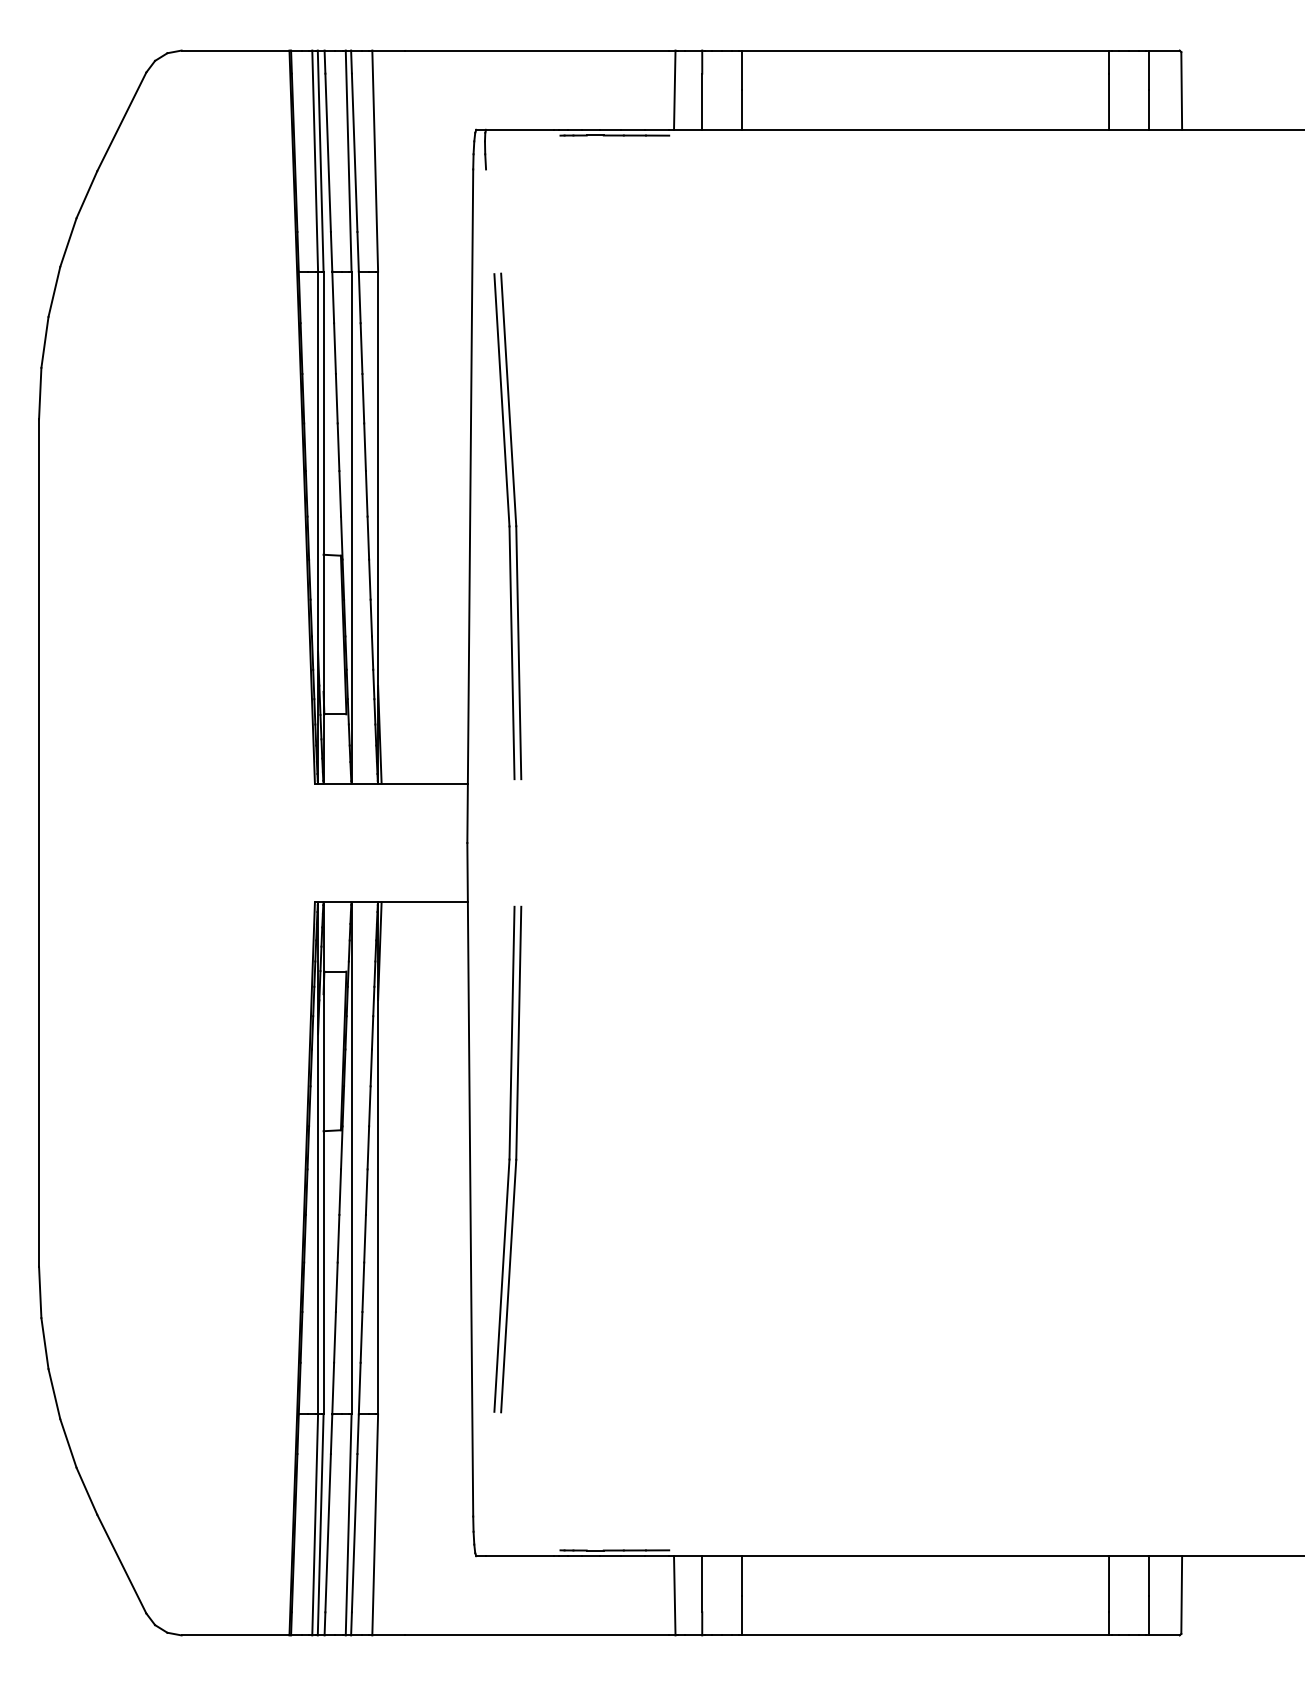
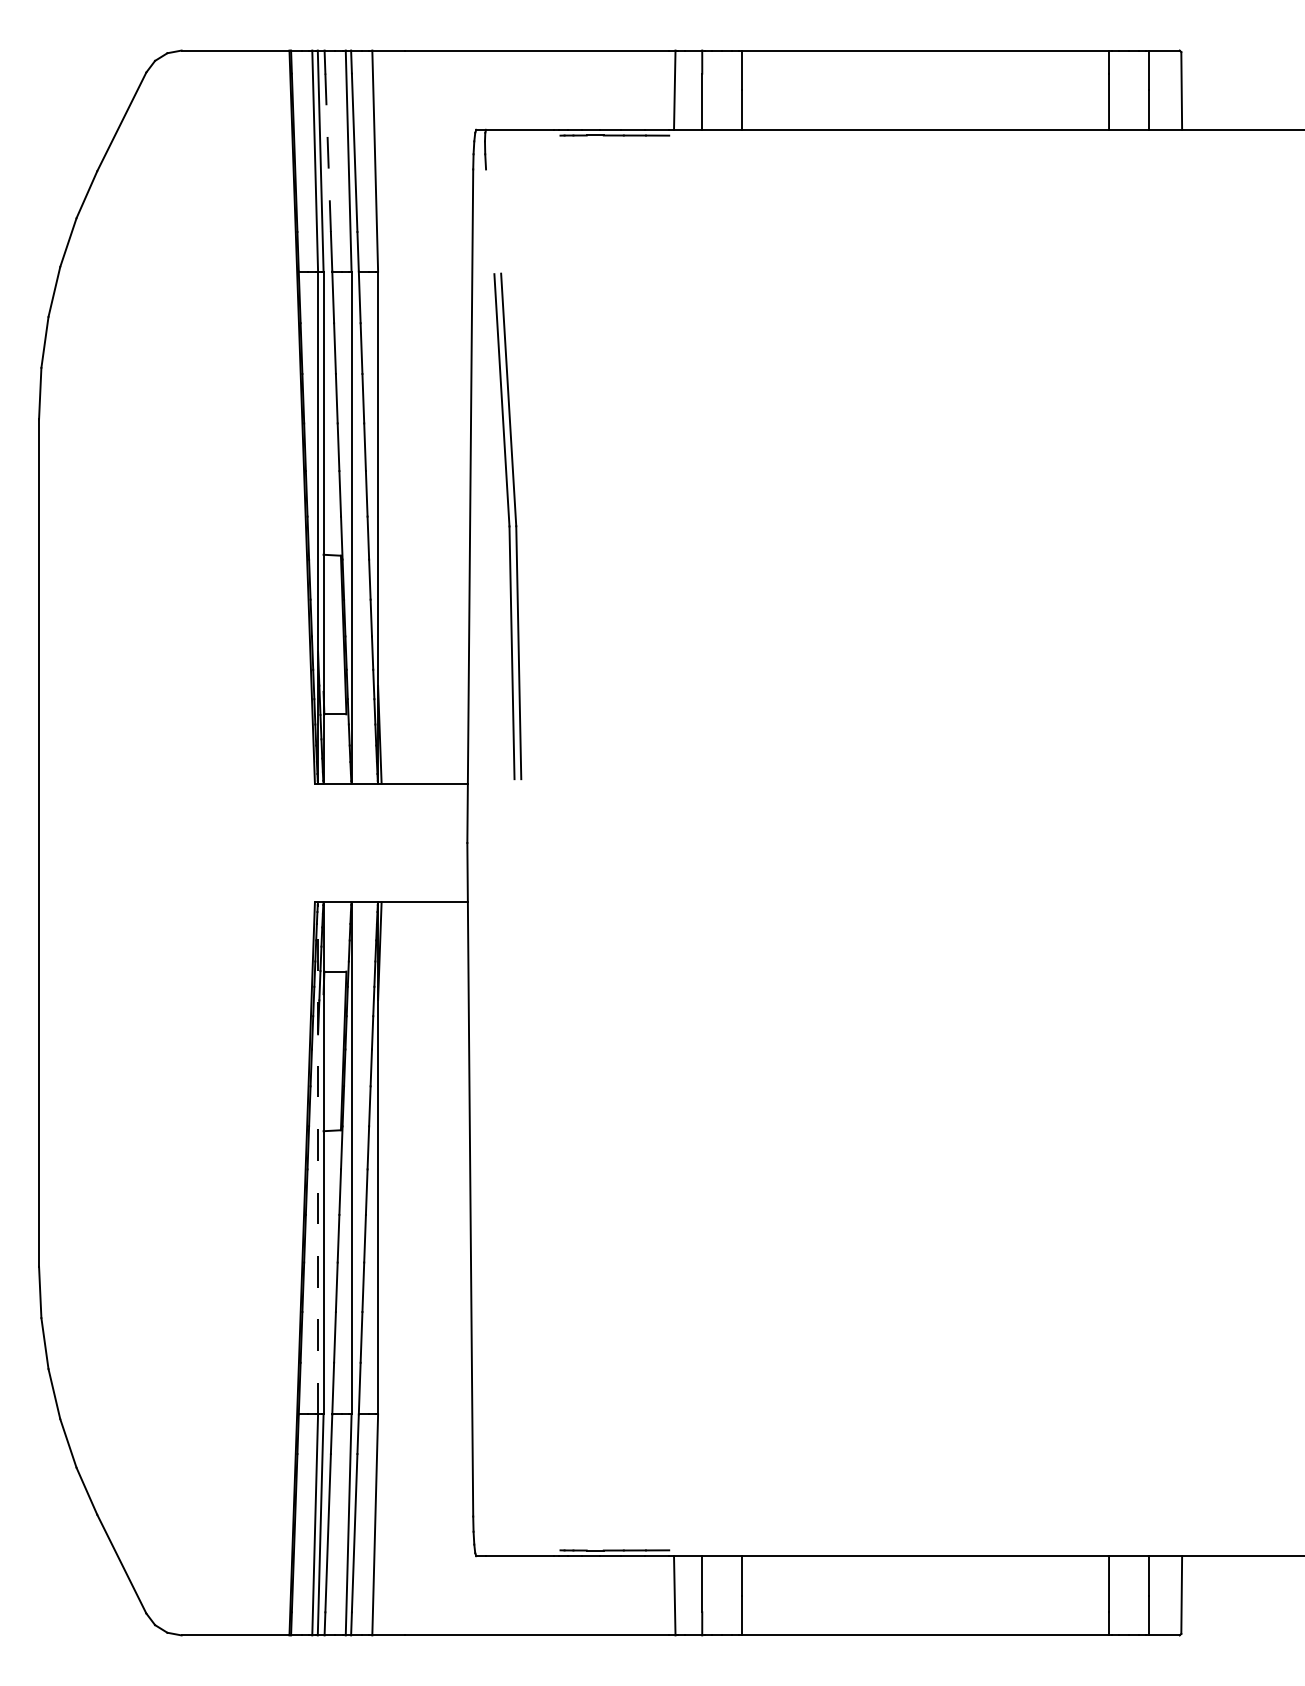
line: solid -> dashed (328, 152)
line: solid -> dashed (318, 1158)
part: present -> none (507, 1159)
